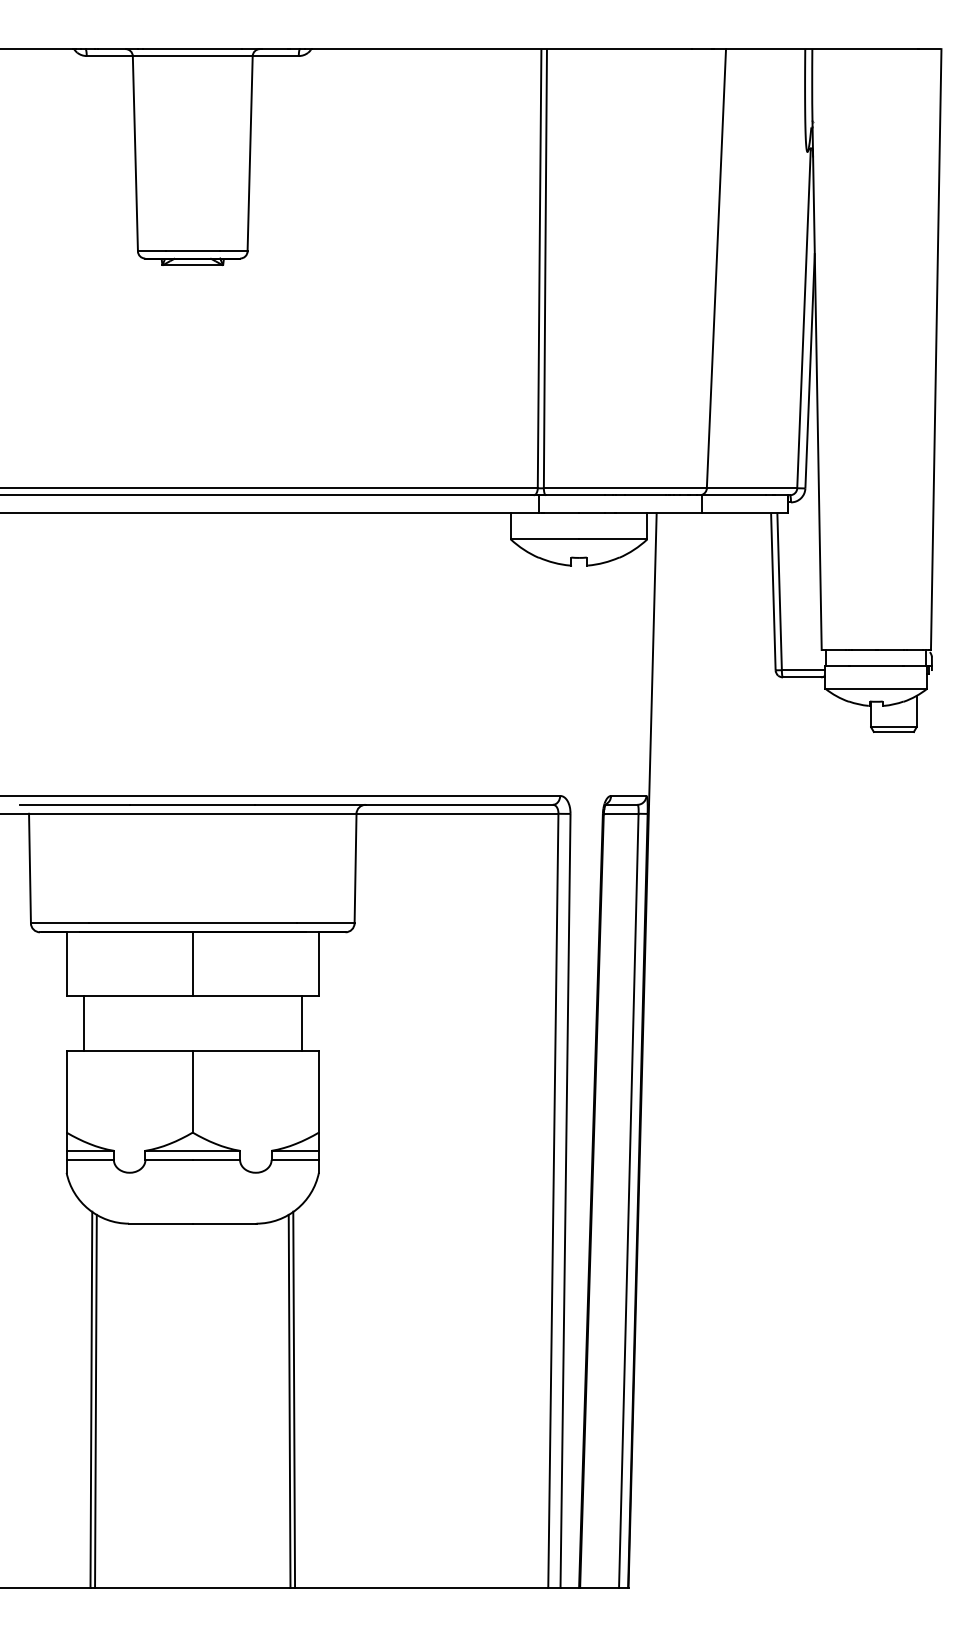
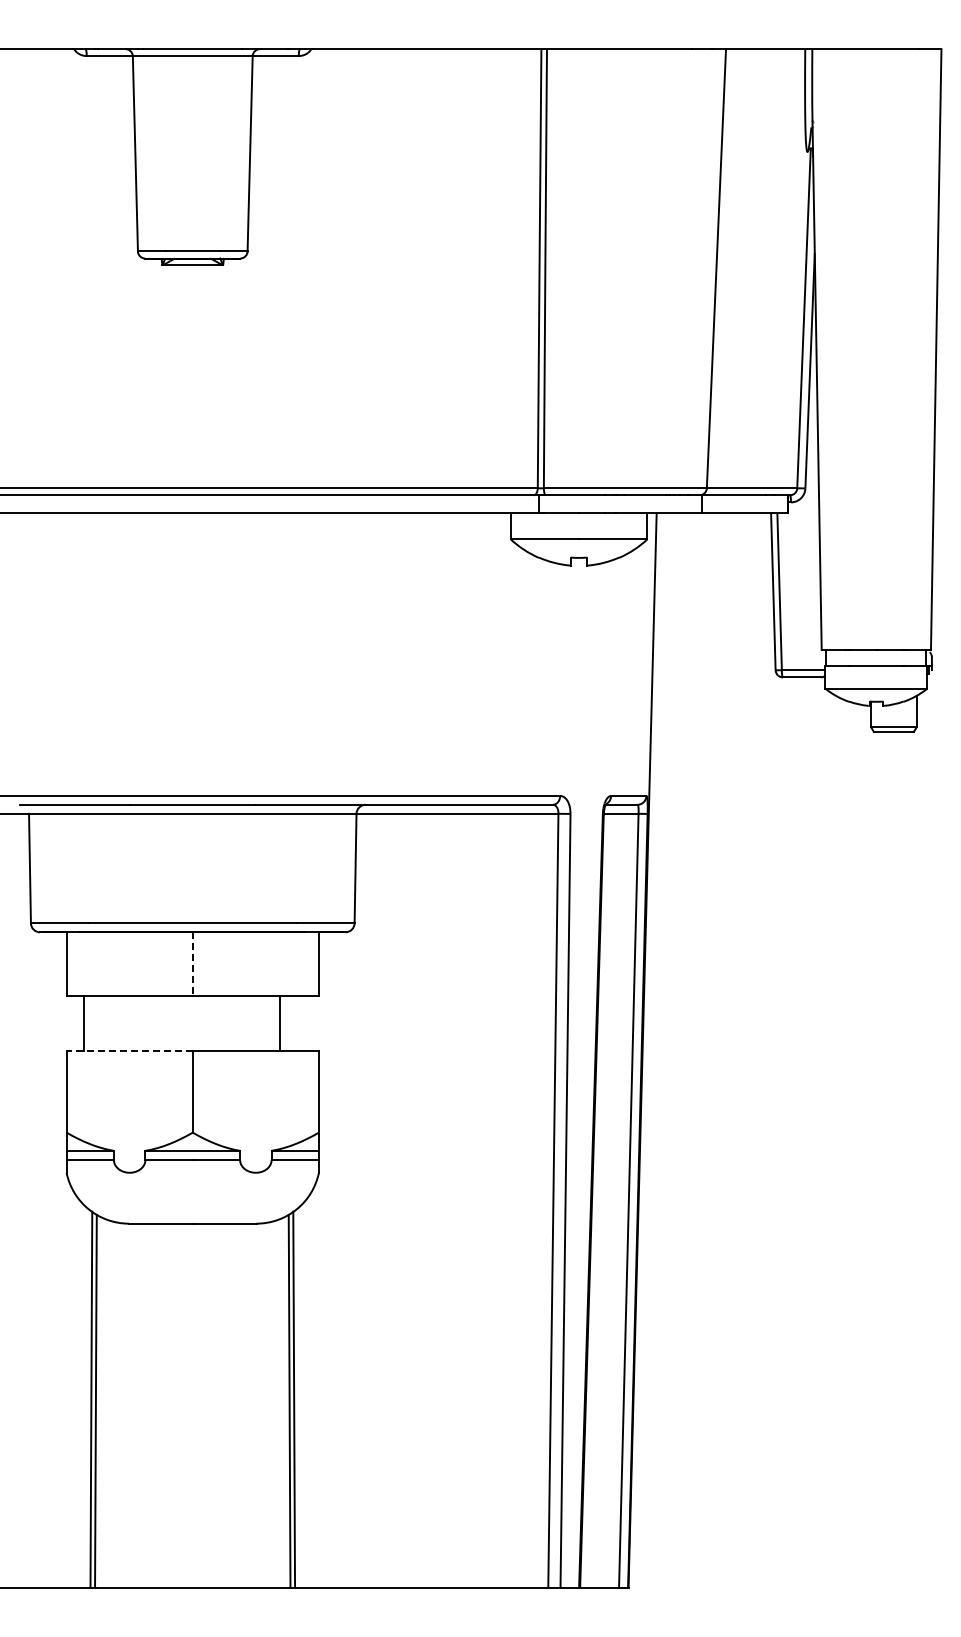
line: solid -> dashed (192, 964)
line position: (302, 1023) -> (280, 1023) (280, 1023)
line: solid -> dashed (129, 1050)
